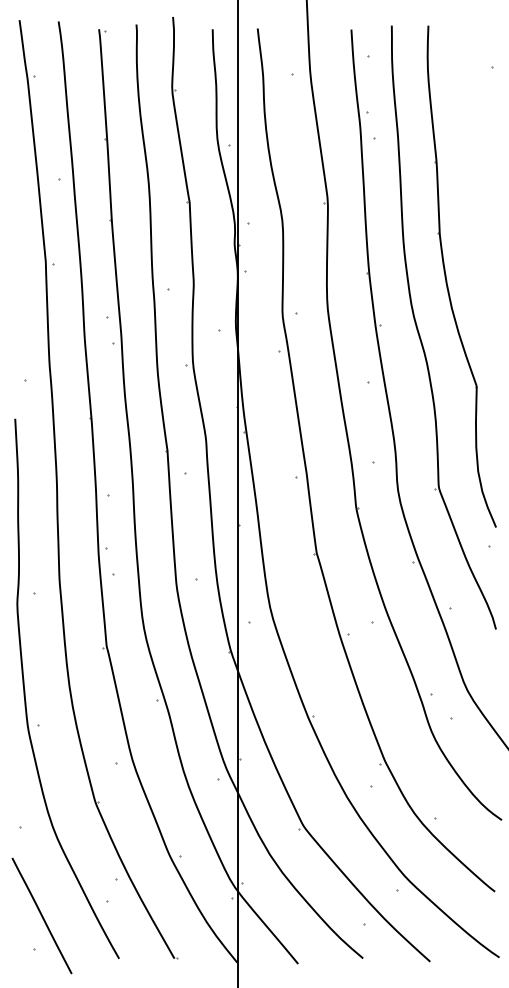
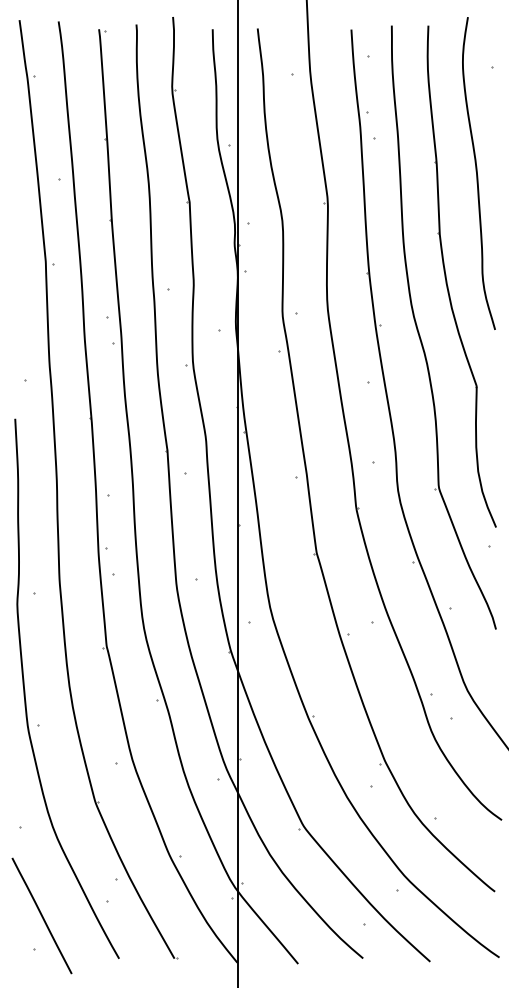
curve: none -> present (477, 173)
